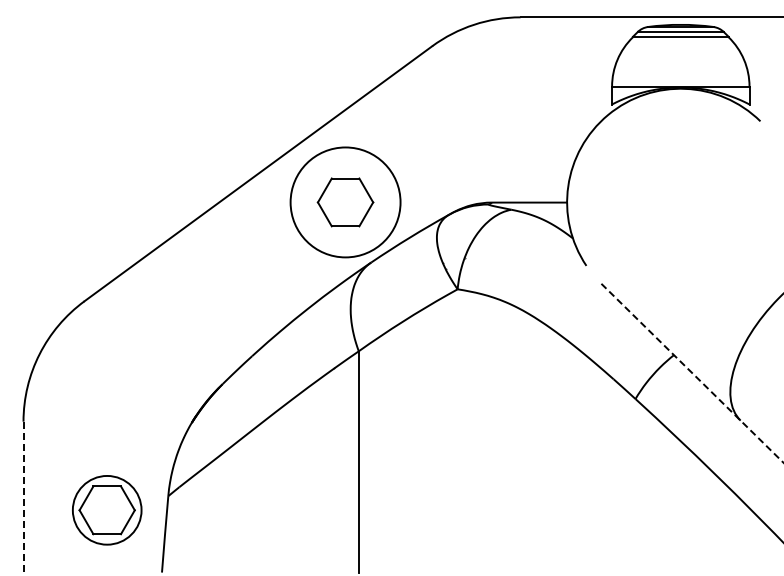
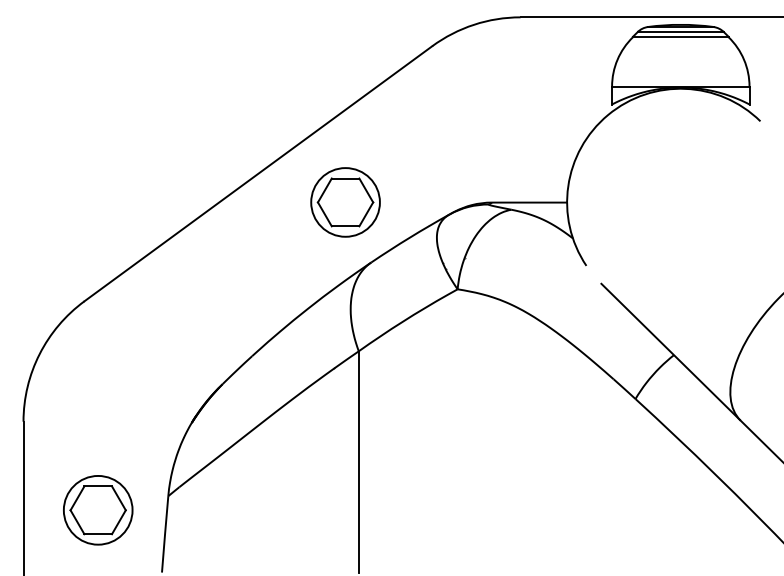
circle diameter: 110 px -> 69 px (345, 202)
line: dashed -> solid (692, 373)
line: dashed -> solid (23, 498)
part position: (107, 510) -> (98, 510) (98, 510)
